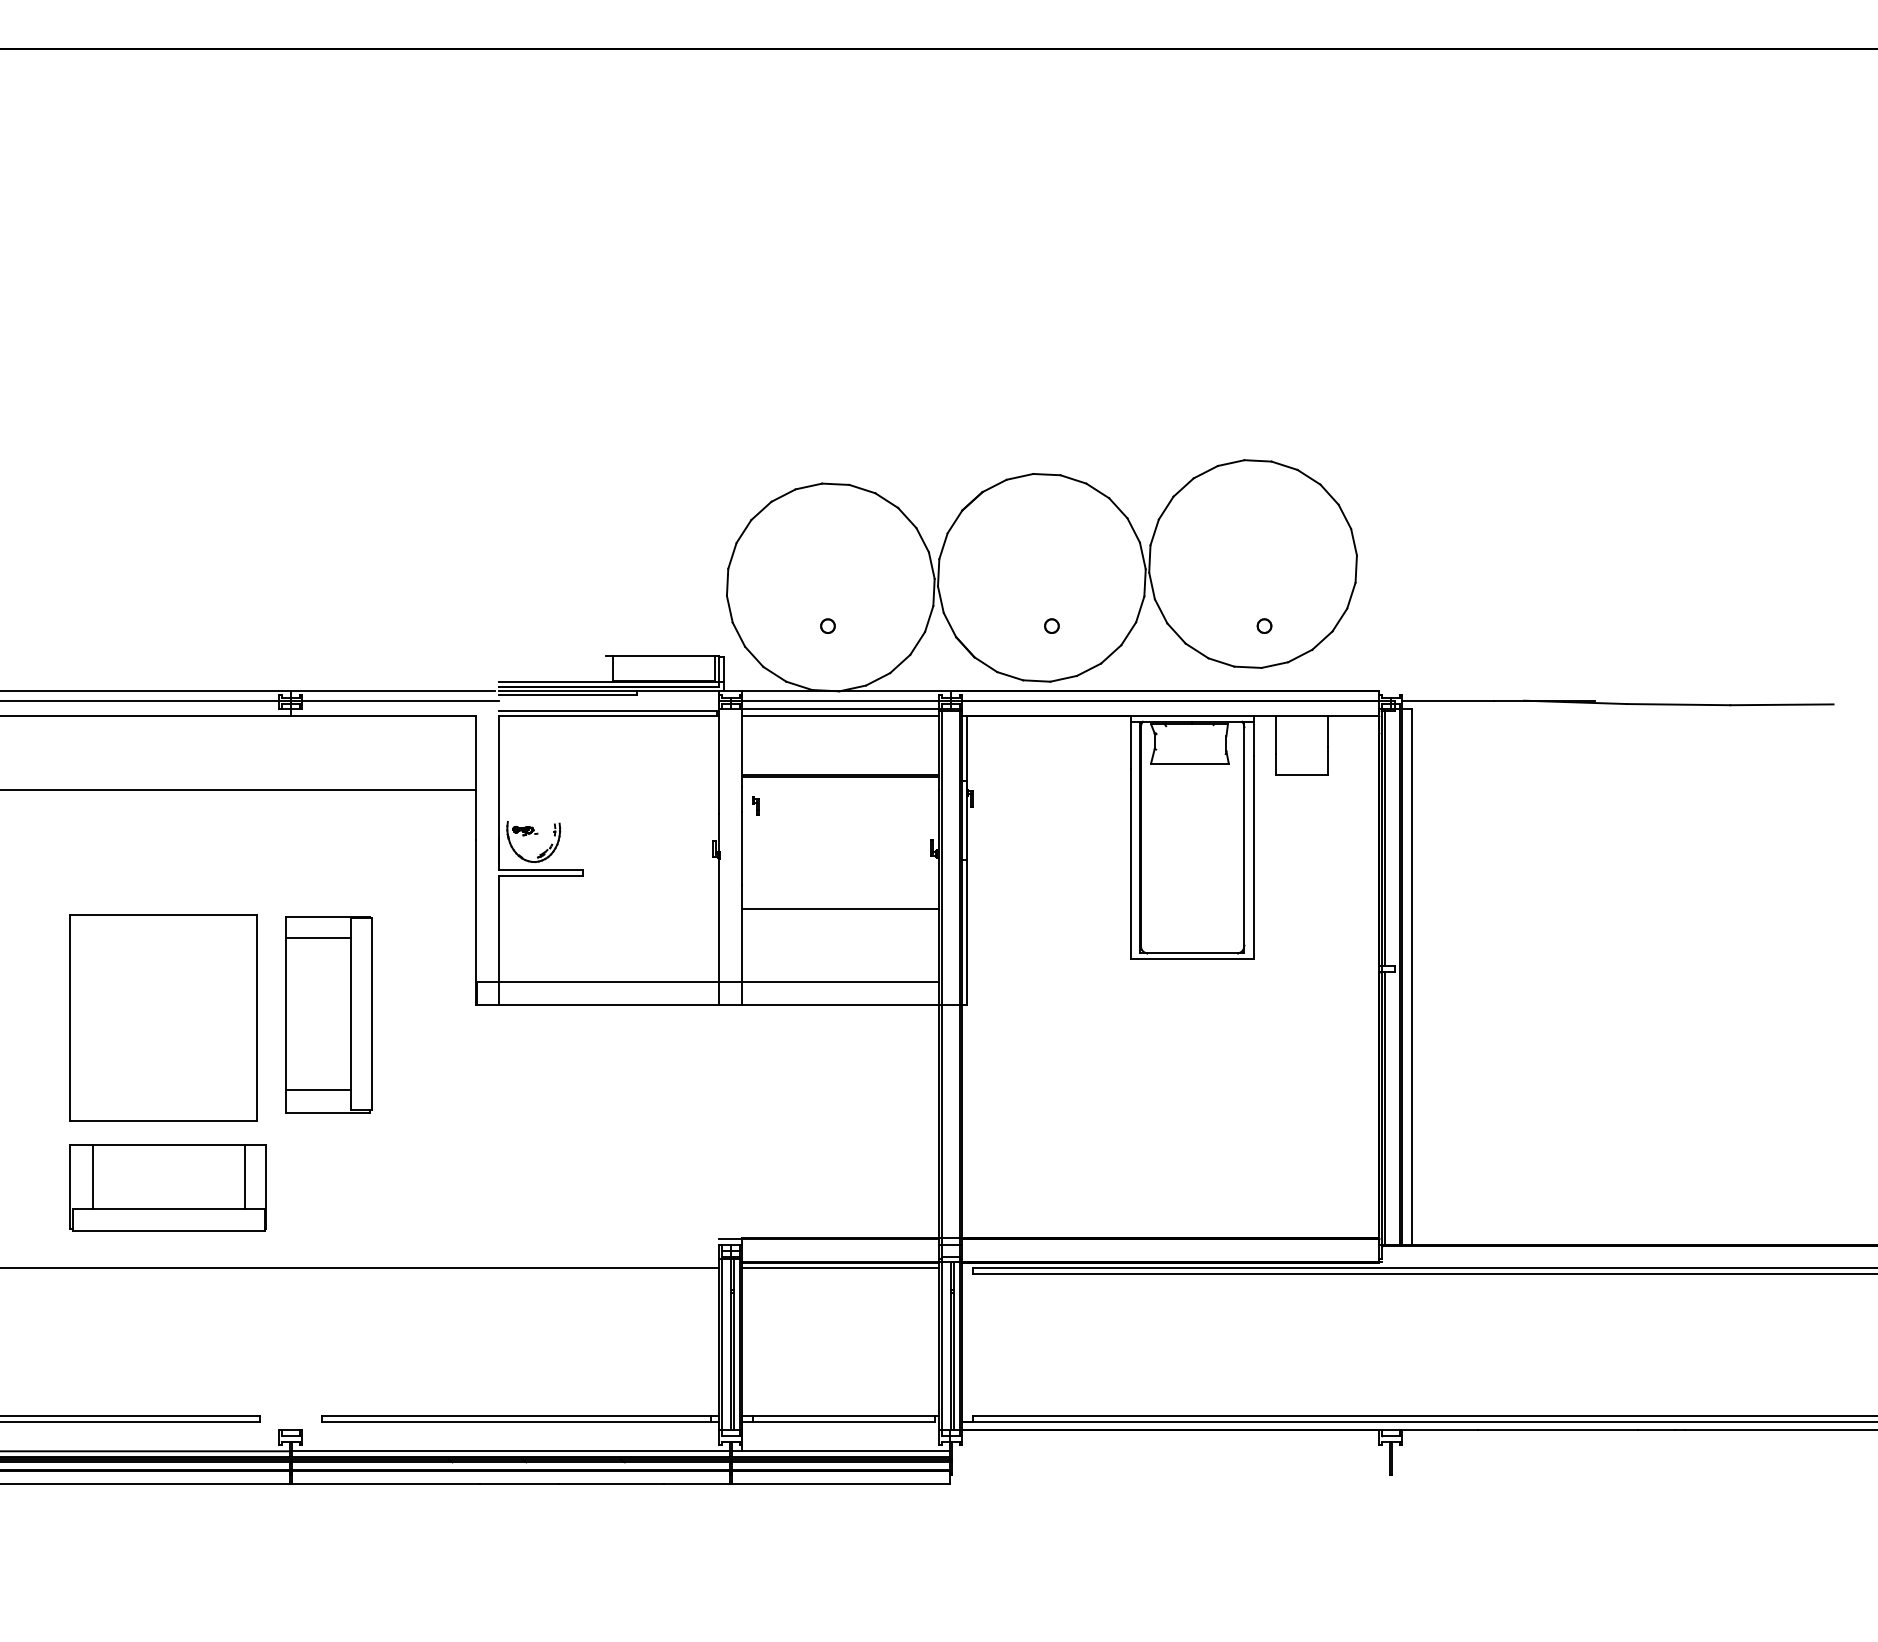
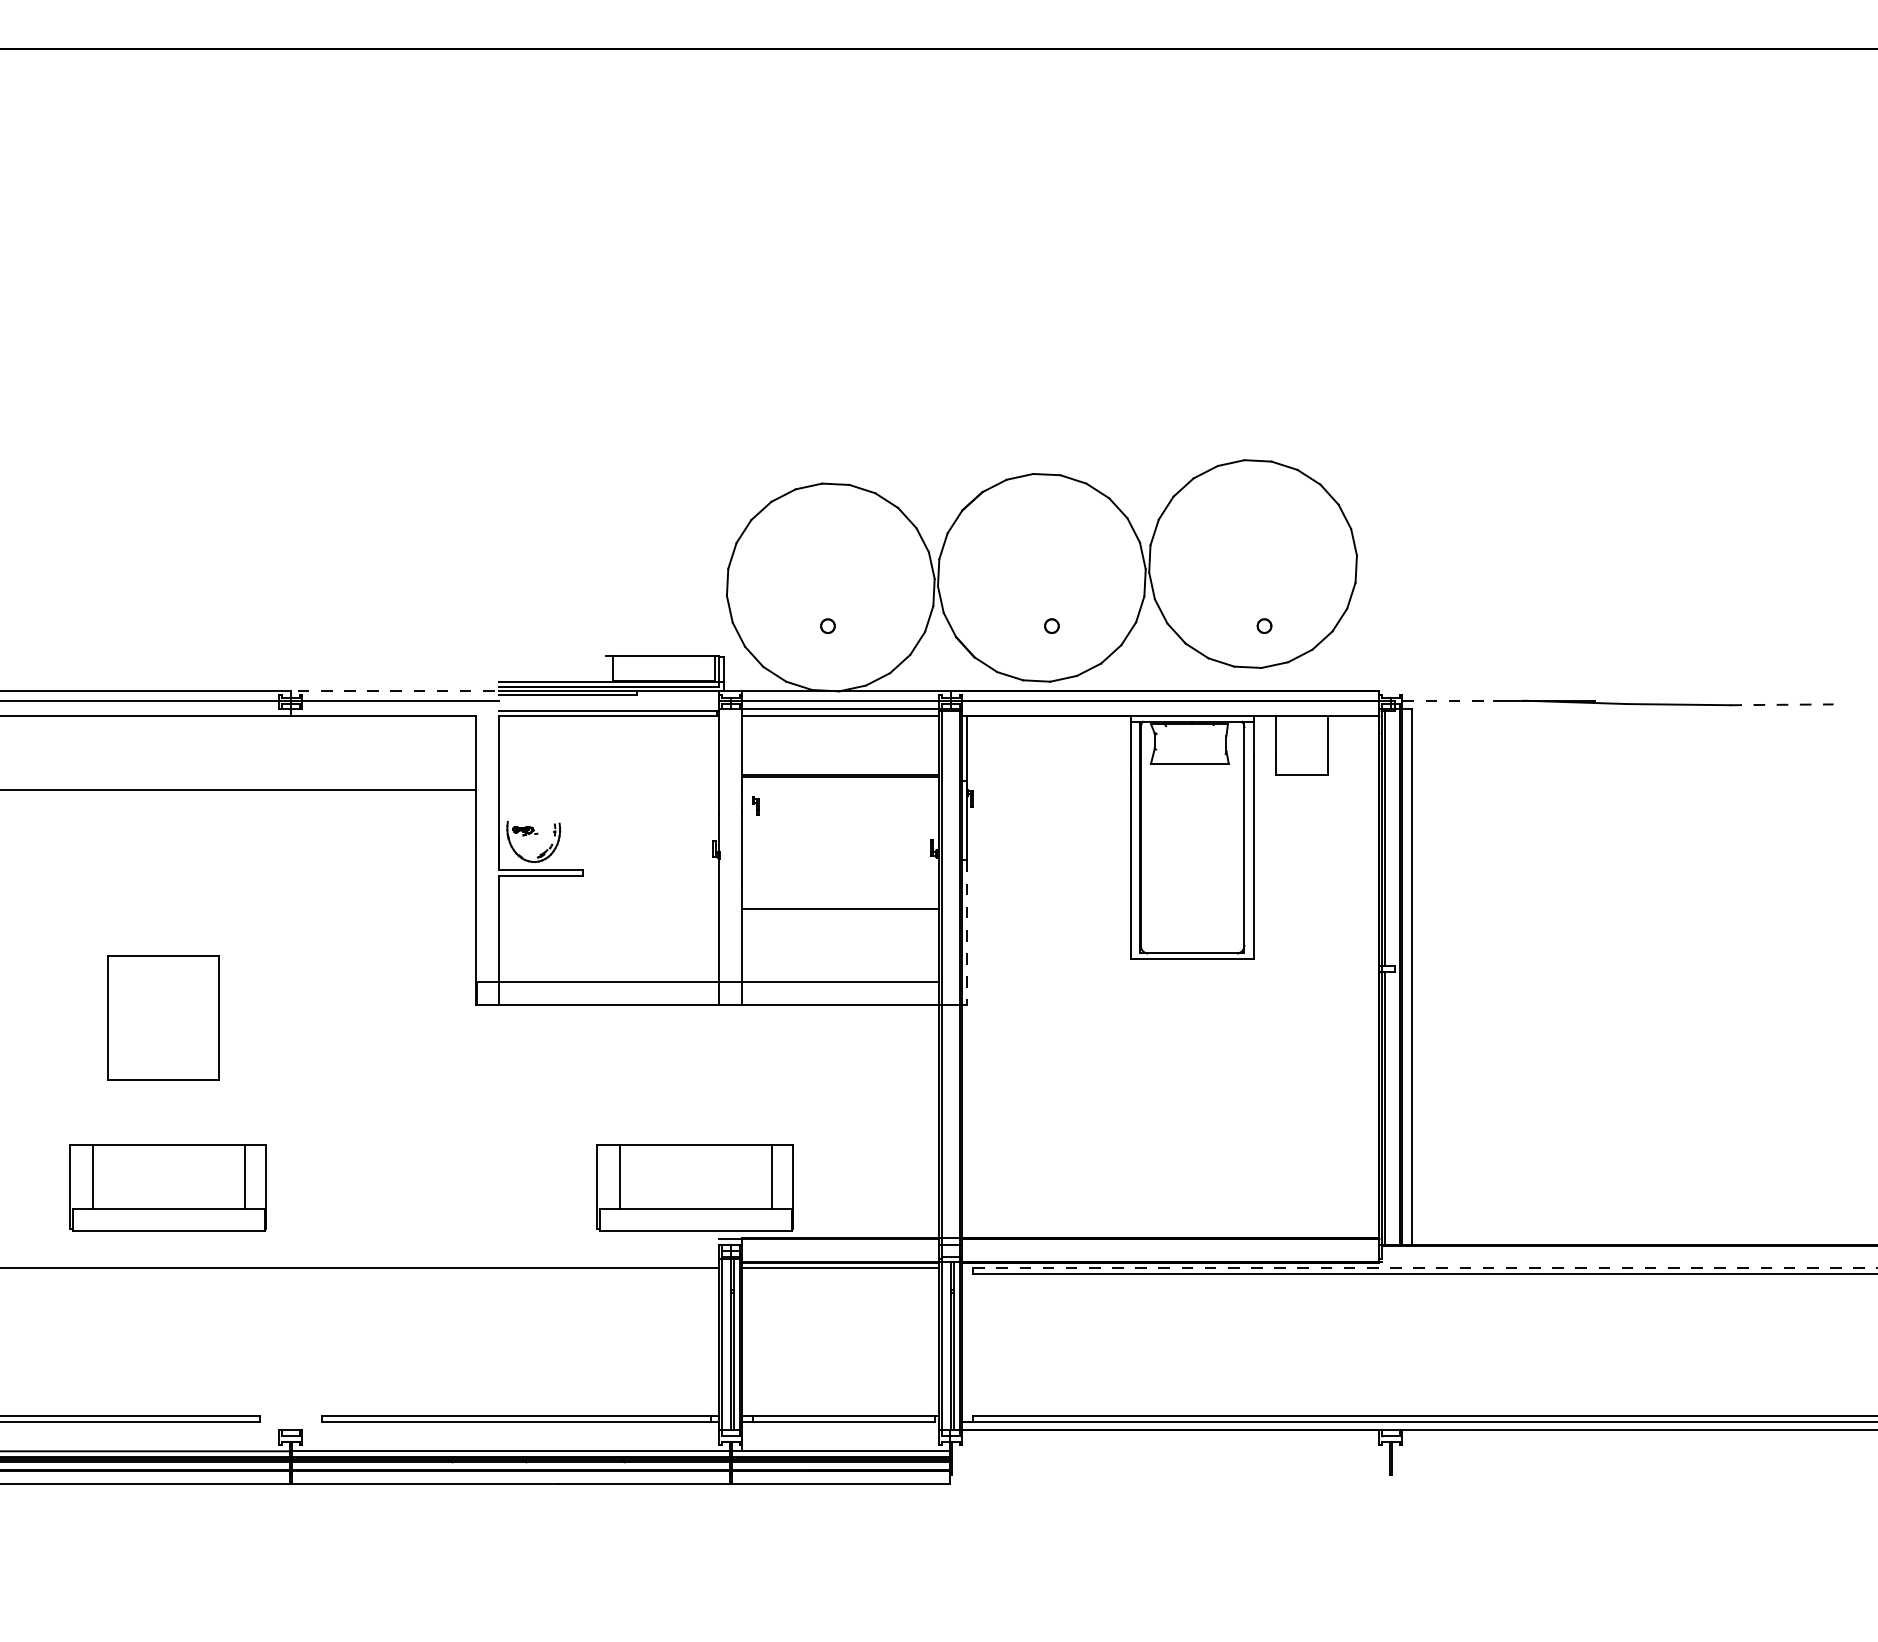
line: solid -> dashed (392, 691)
line: solid -> dashed (1448, 700)
line: solid -> dashed (1781, 704)
line: solid -> dashed (966, 933)
part: present -> none (328, 1014)
part size: 189x208 px -> 113x126 px (163, 1017)
part: none -> present (694, 1187)
line: solid -> dashed (1425, 1268)
